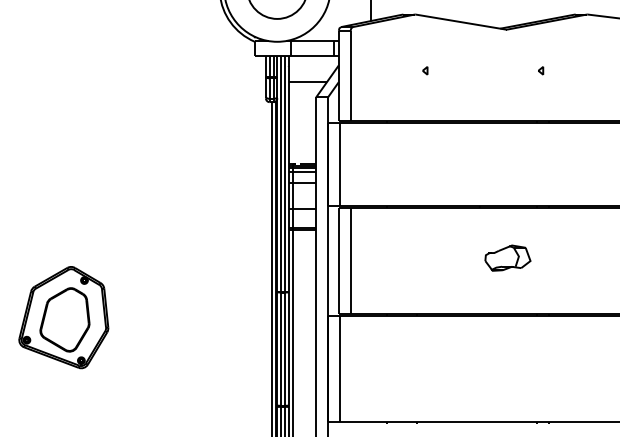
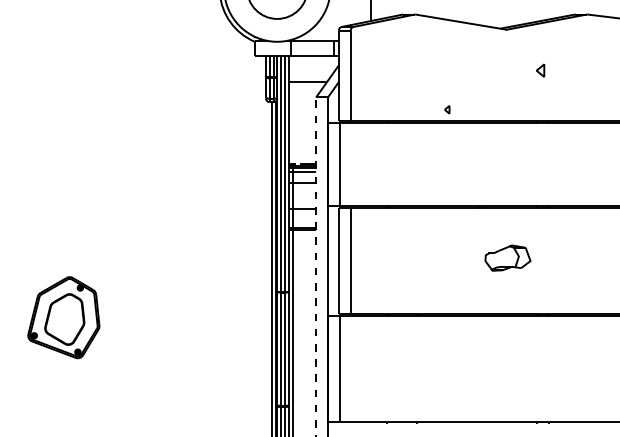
part position: (425, 70) -> (447, 109) (447, 109)
part size: 7x10 px -> 10x15 px (540, 70)
line: solid -> dashed (316, 267)
part size: 92x104 px -> 74x84 px (63, 317)
